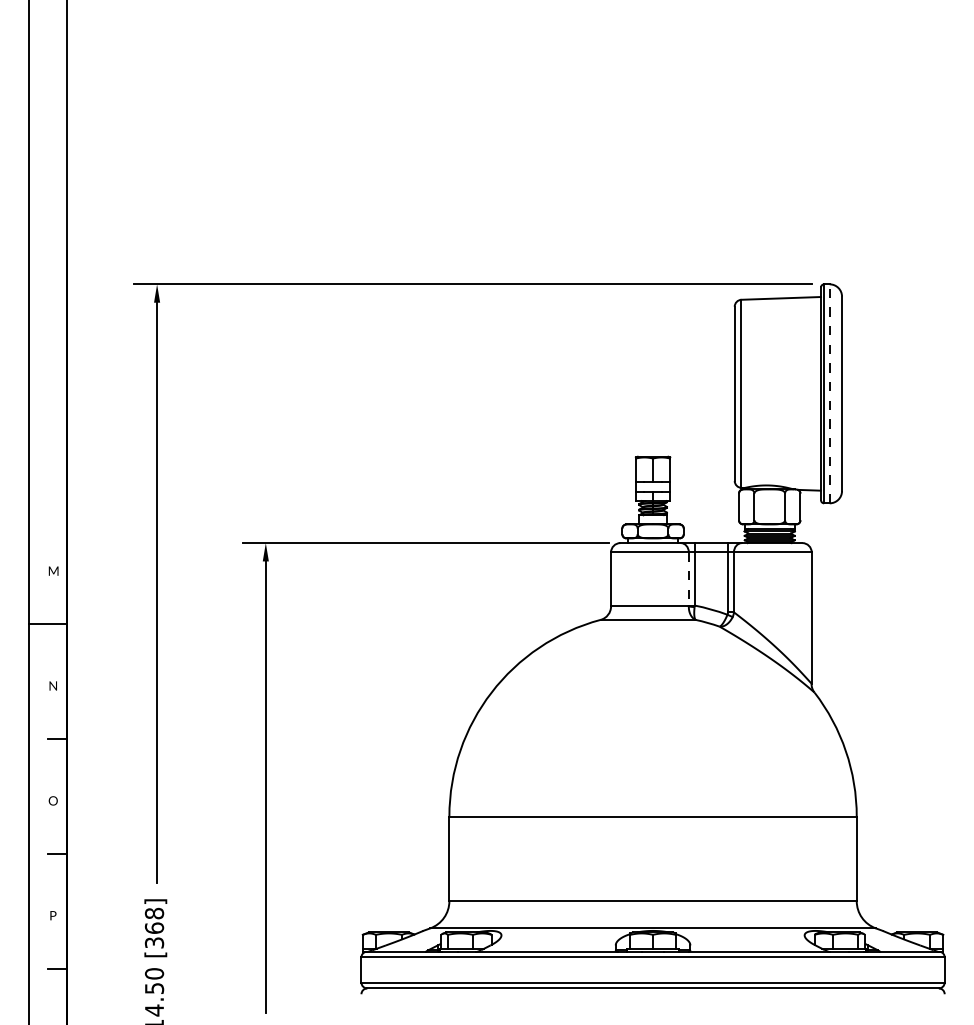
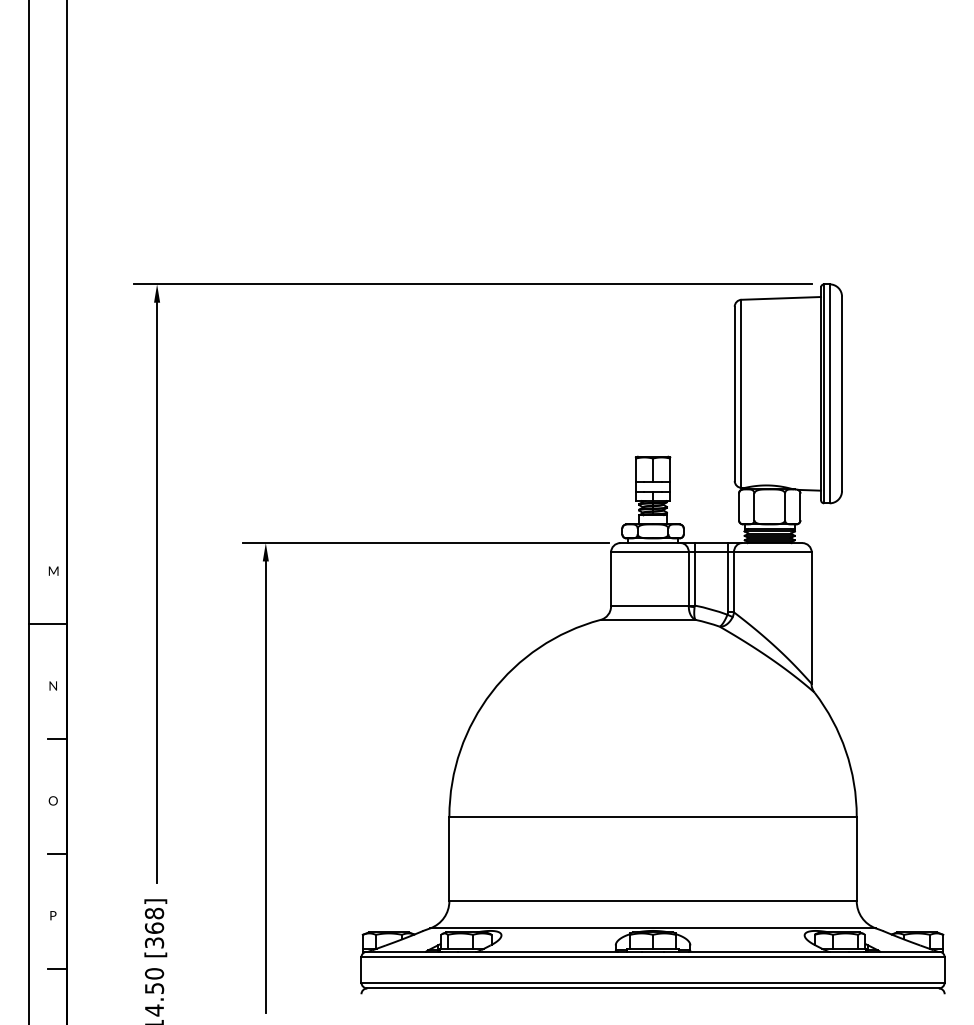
line: dashed -> solid (829, 393)
line: dashed -> solid (688, 579)
